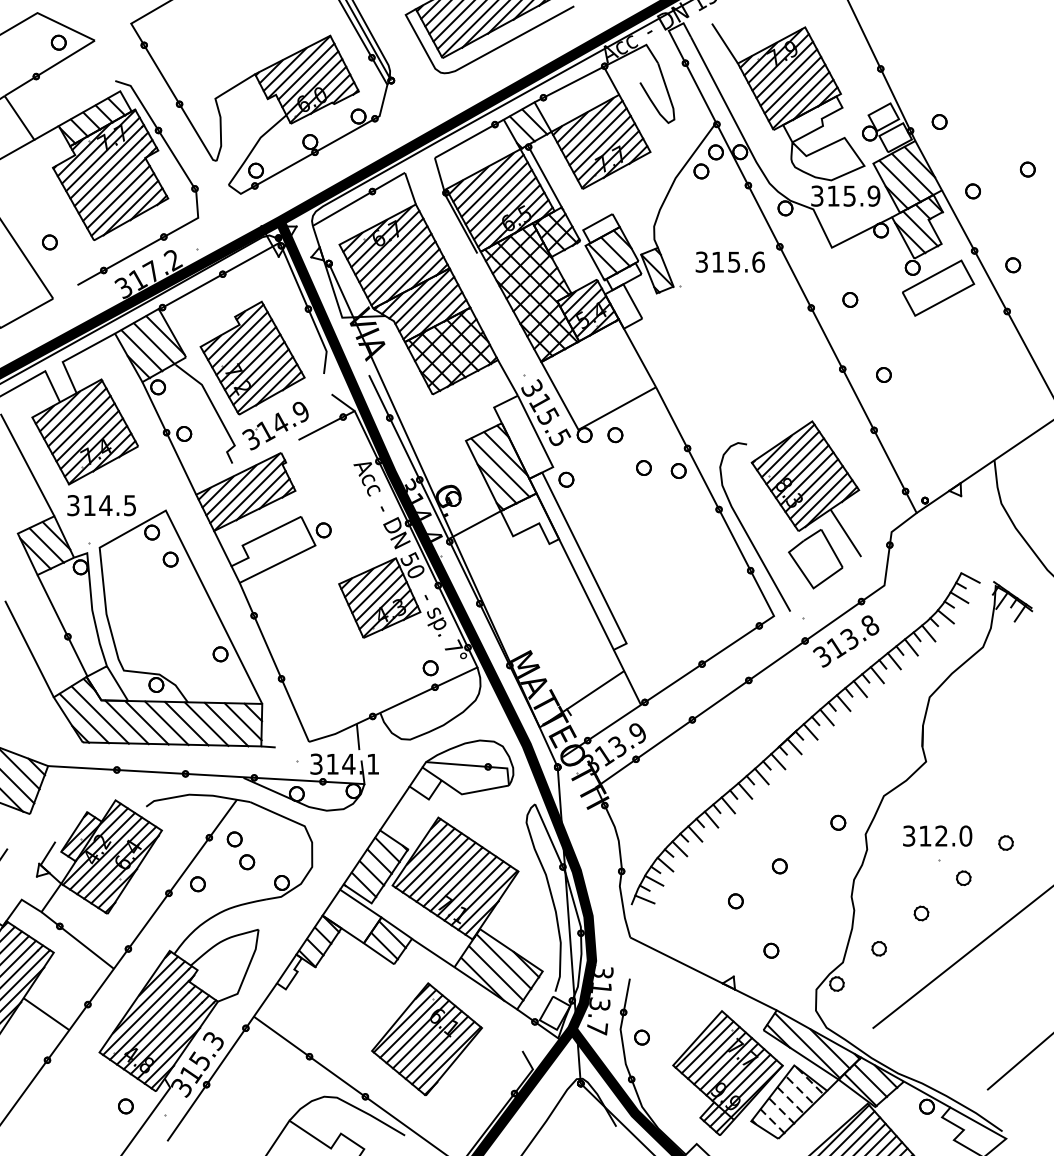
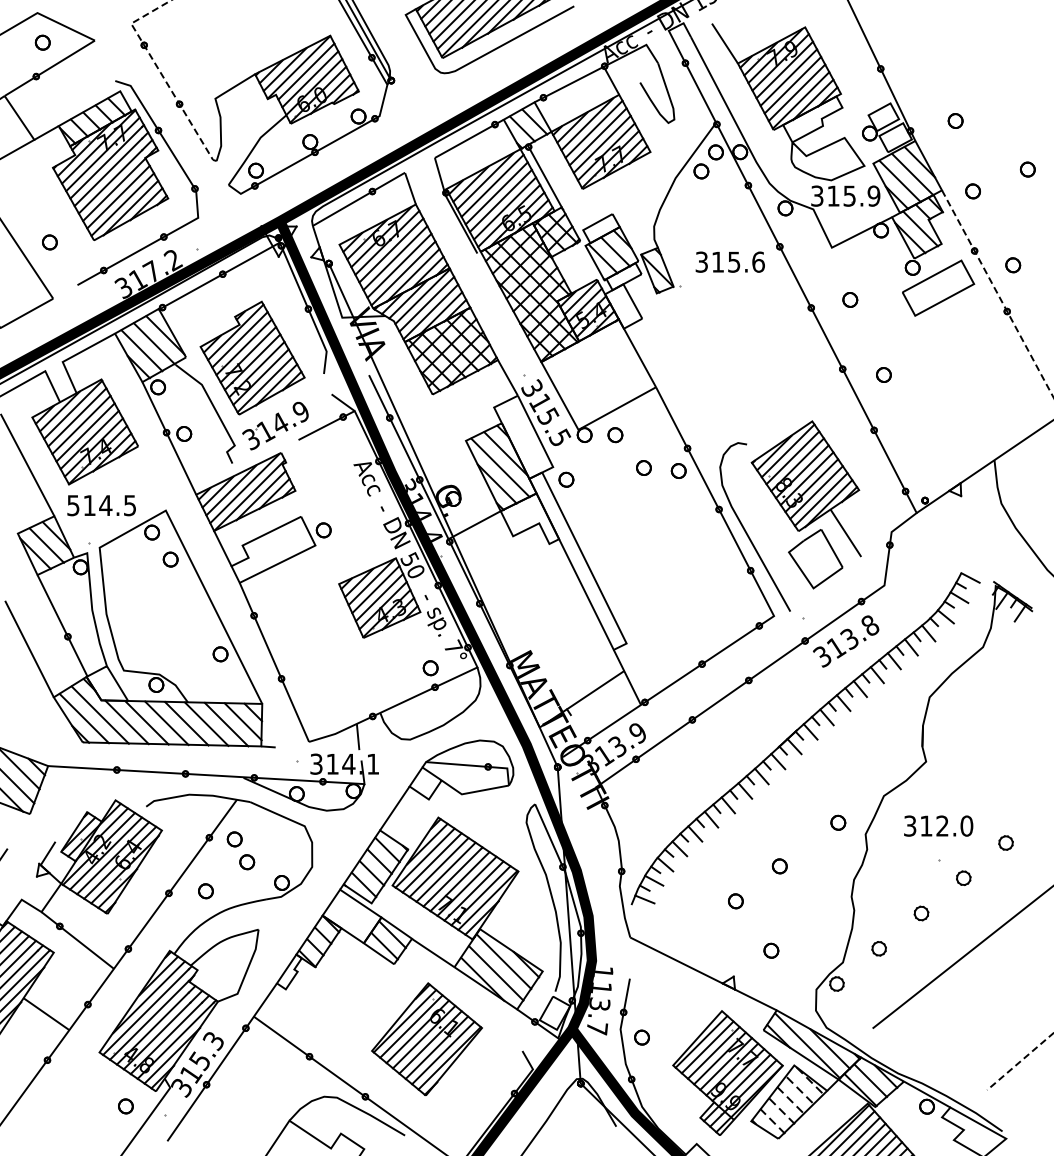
part position: (58, 42) -> (42, 42) (42, 42)
line: solid -> dashed (161, 73)
part position: (939, 121) -> (955, 120) (955, 120)
line: solid -> dashed (998, 294)
text: 314.5 -> 514.5 (73, 505)
text position: (937, 835) -> (938, 825) (938, 825)
part position: (197, 884) -> (205, 891) (205, 891)
text: 313.7 -> 113.7 (603, 971)
line: solid -> dashed (1020, 1061)
